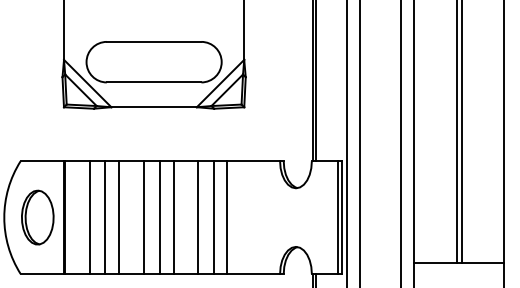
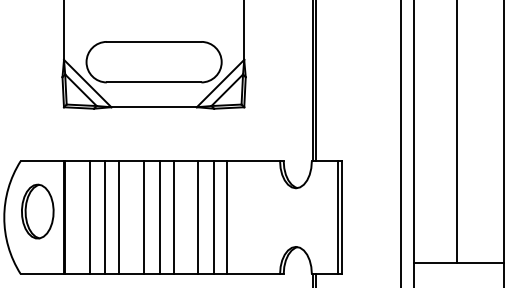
line: present -> none (461, 132)
line: present -> none (346, 143)
line: present -> none (360, 143)
part position: (37, 217) -> (37, 211) (37, 211)
